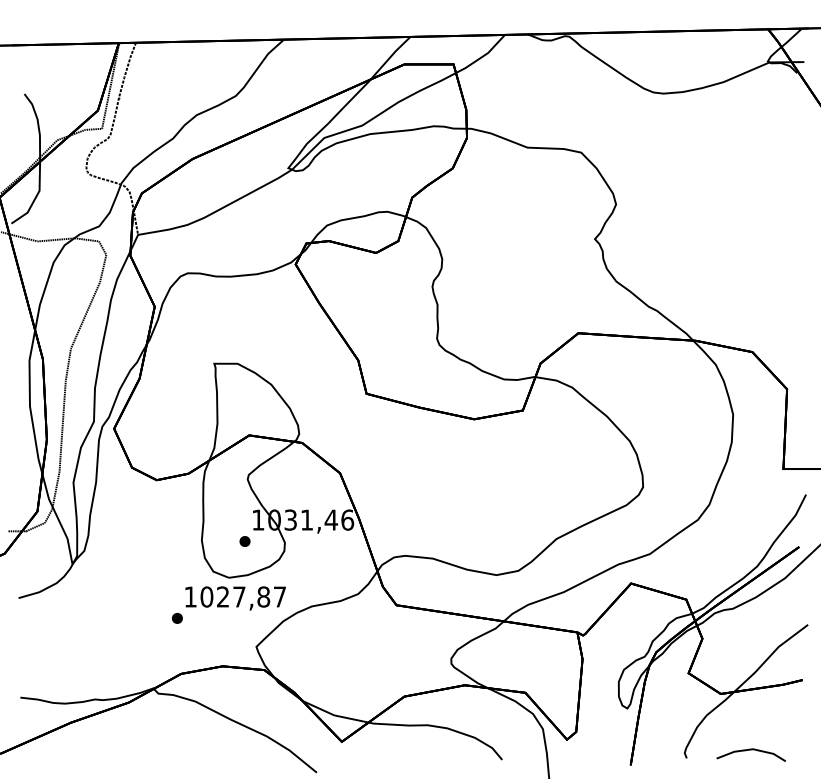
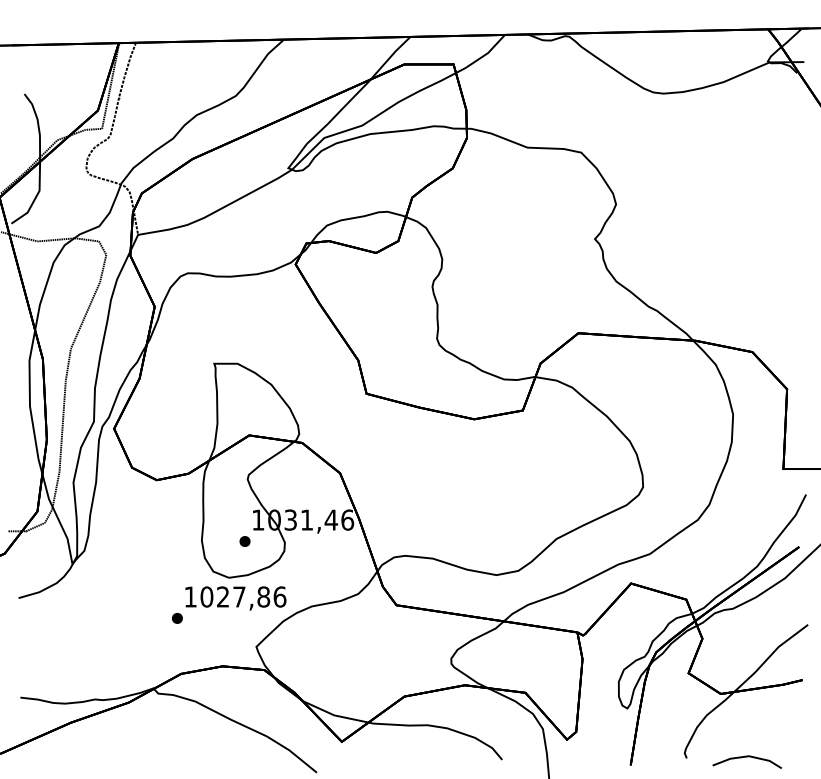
text: 1027,87 -> 1027,86 (279, 596)
line position: (750, 750) -> (746, 757) (746, 757)
